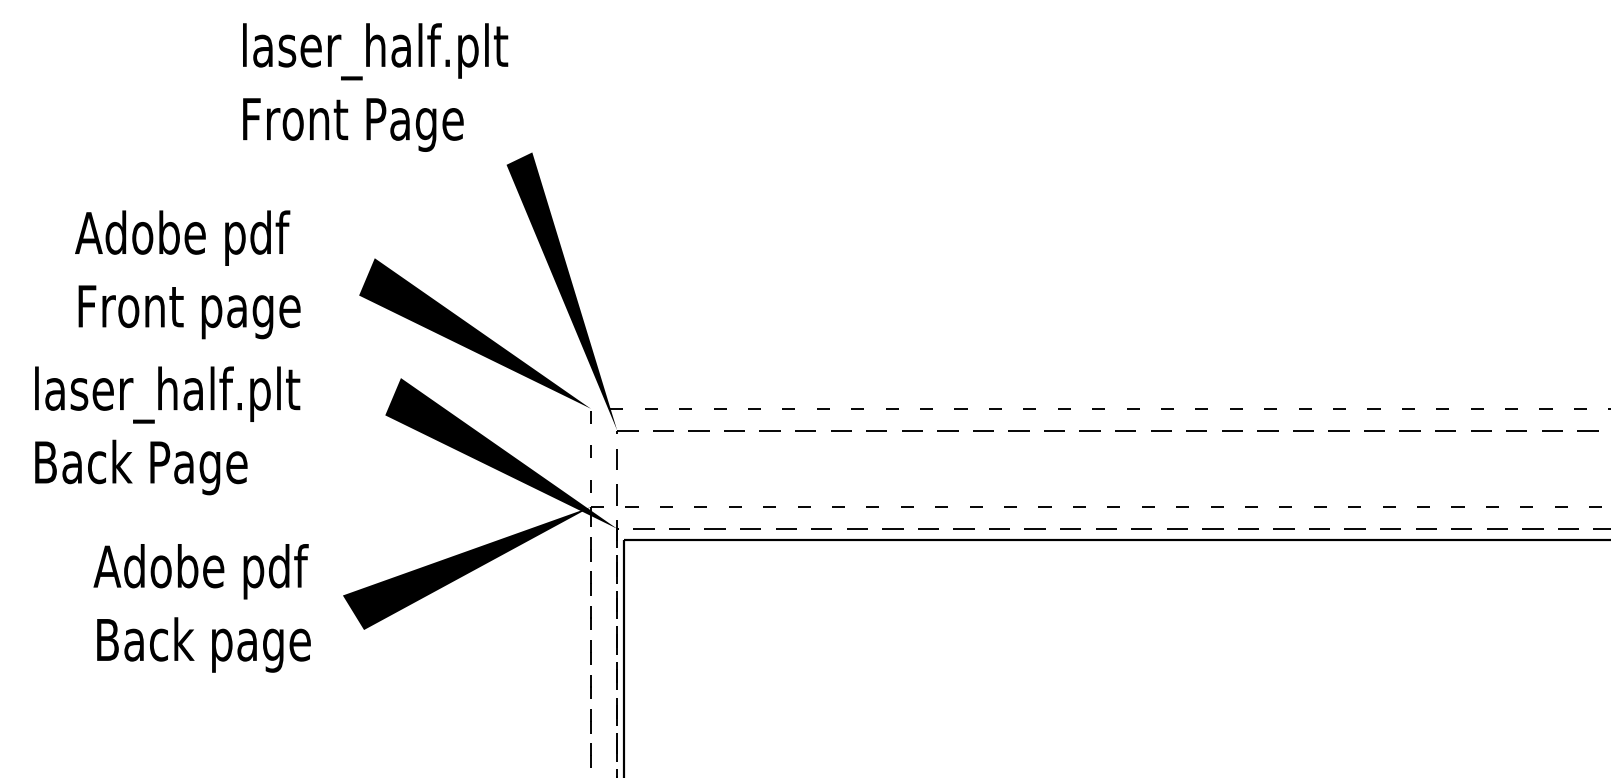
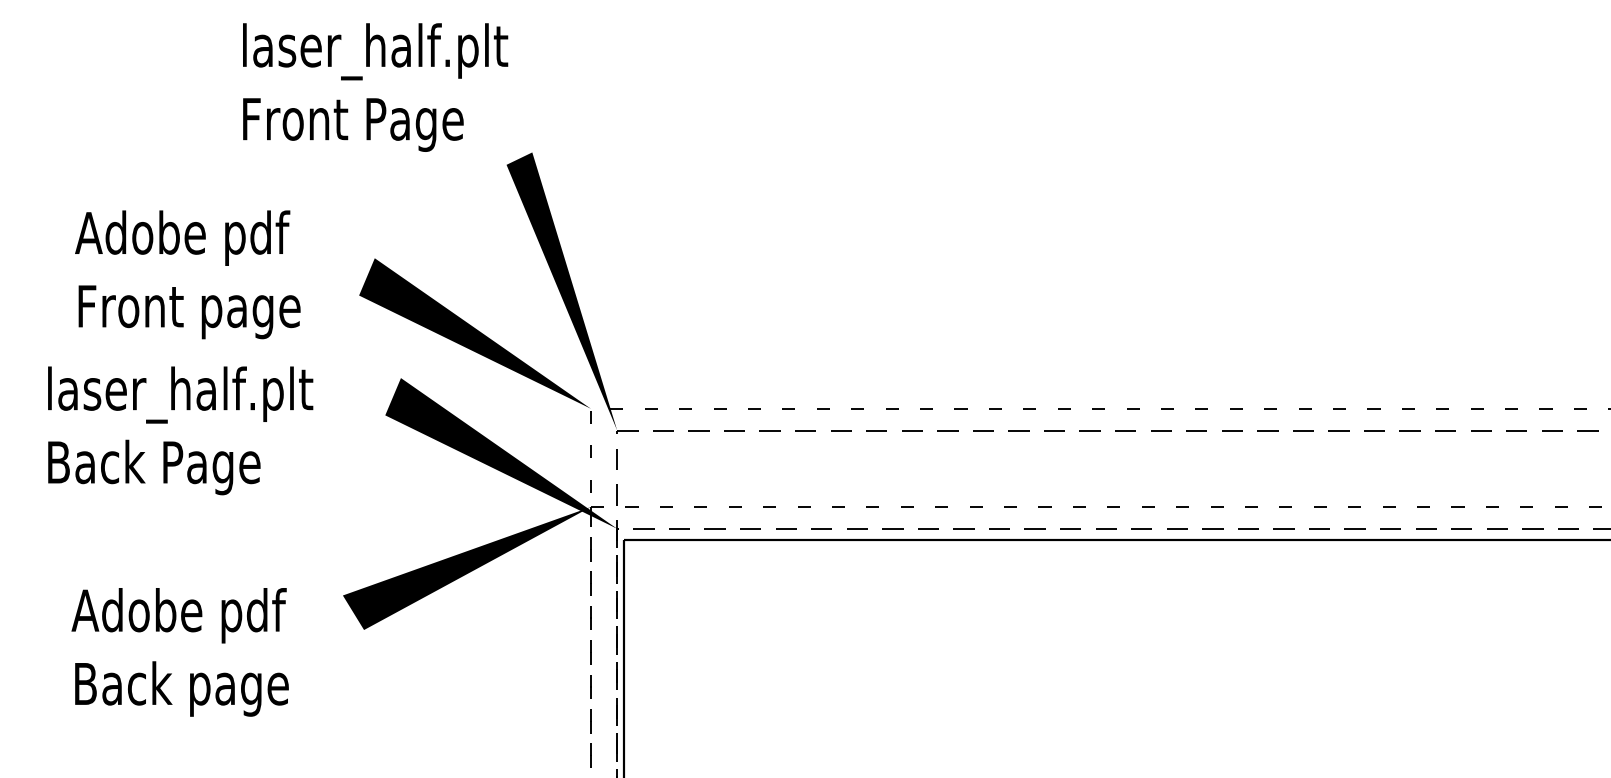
text position: (167, 430) -> (180, 430) (180, 430)
text position: (201, 608) -> (179, 652) (179, 652)
